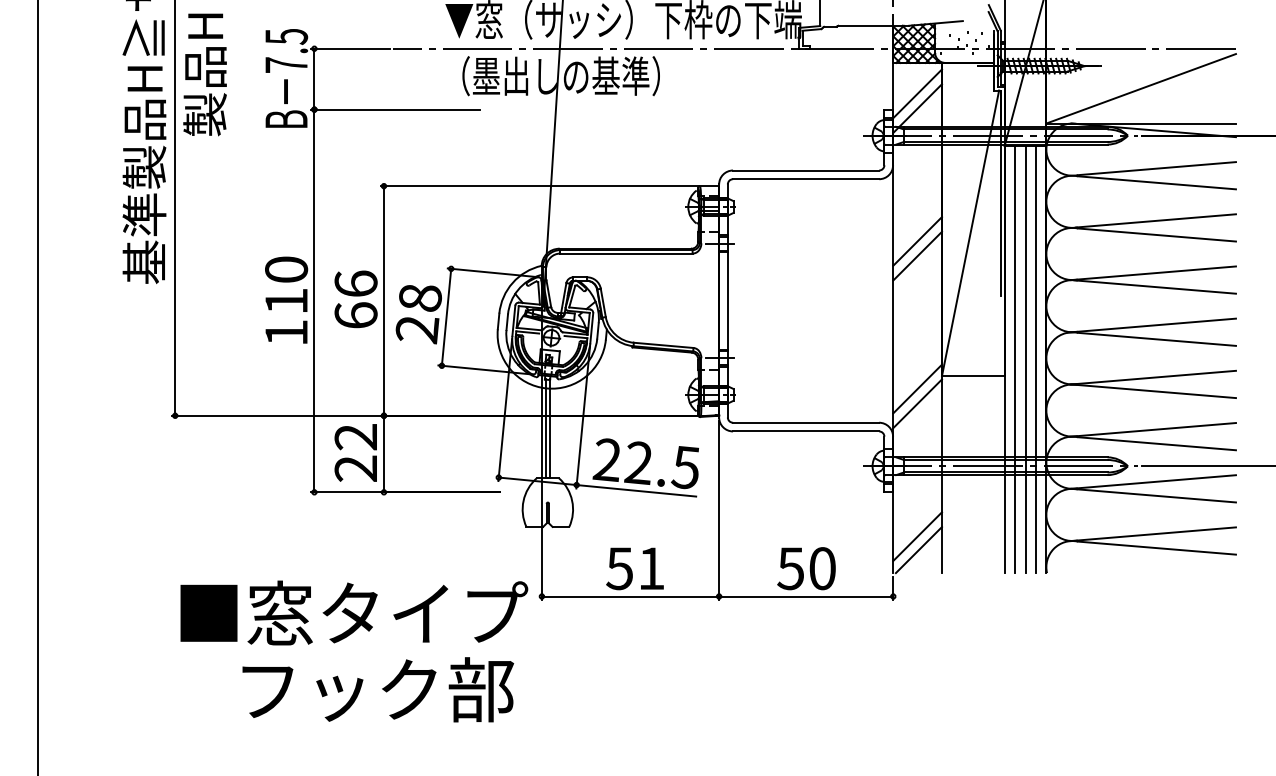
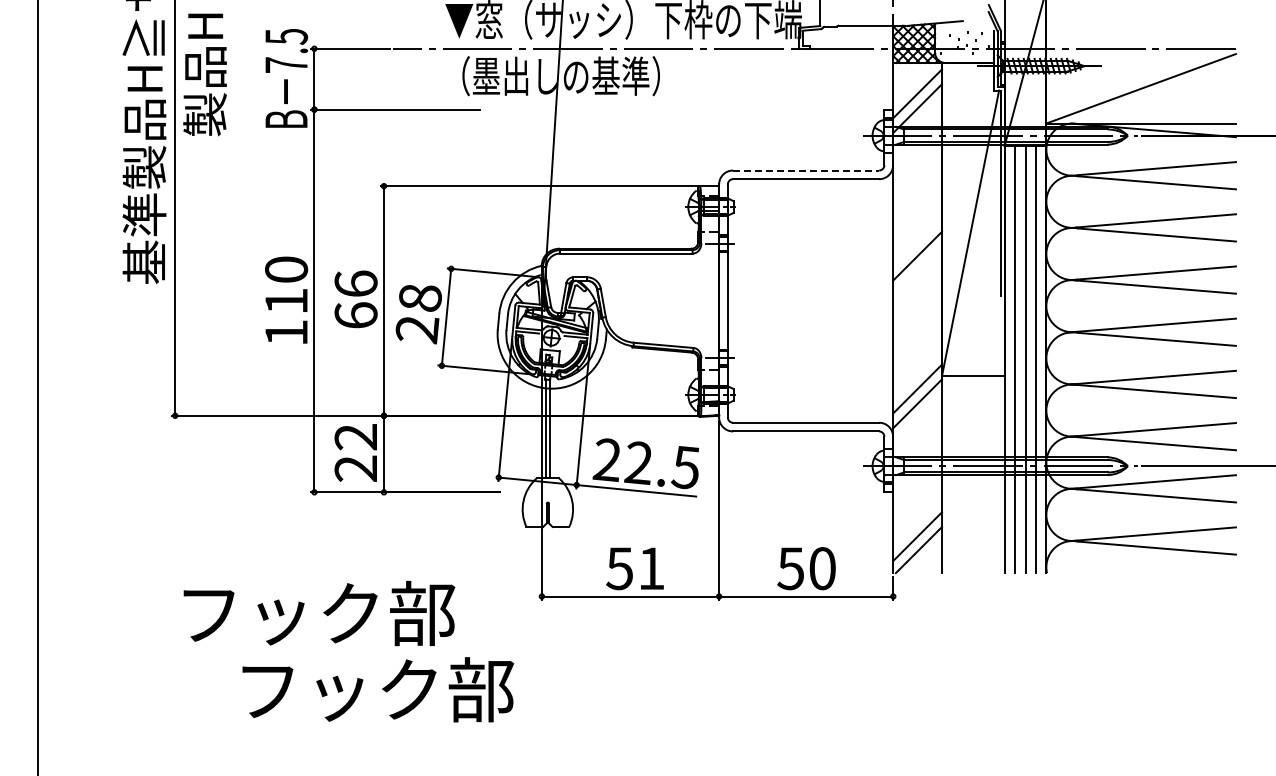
line: solid -> dashed (806, 170)
line: present -> none (917, 241)
text: ■窓タイプ -> フック部 (354, 613)
